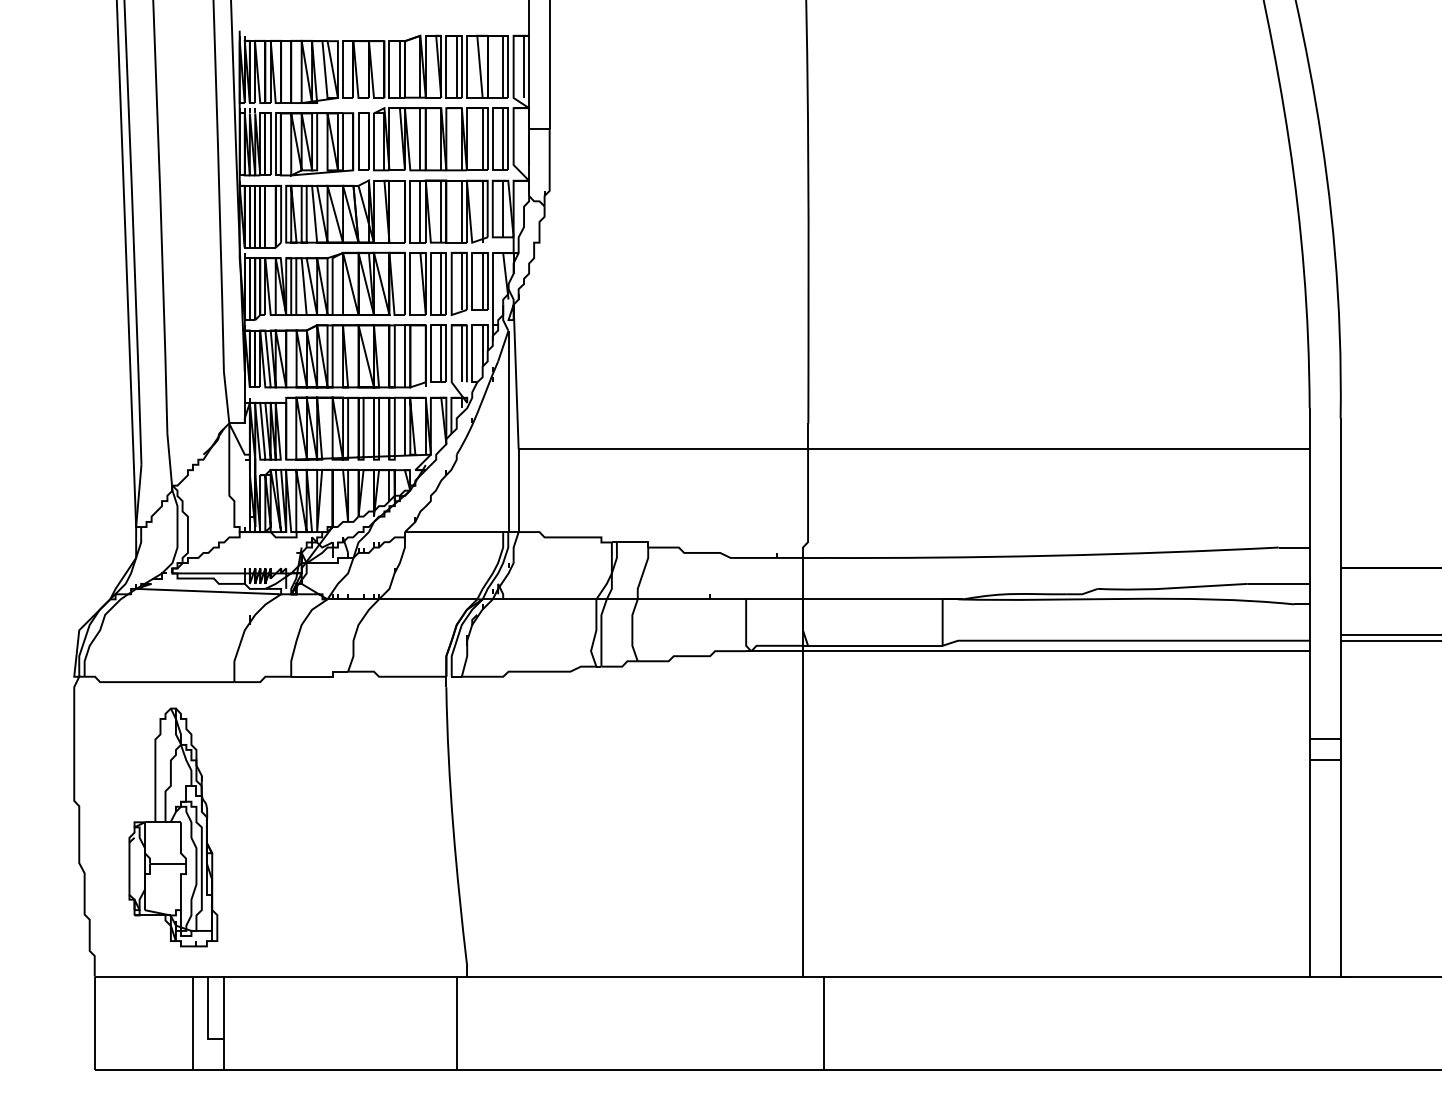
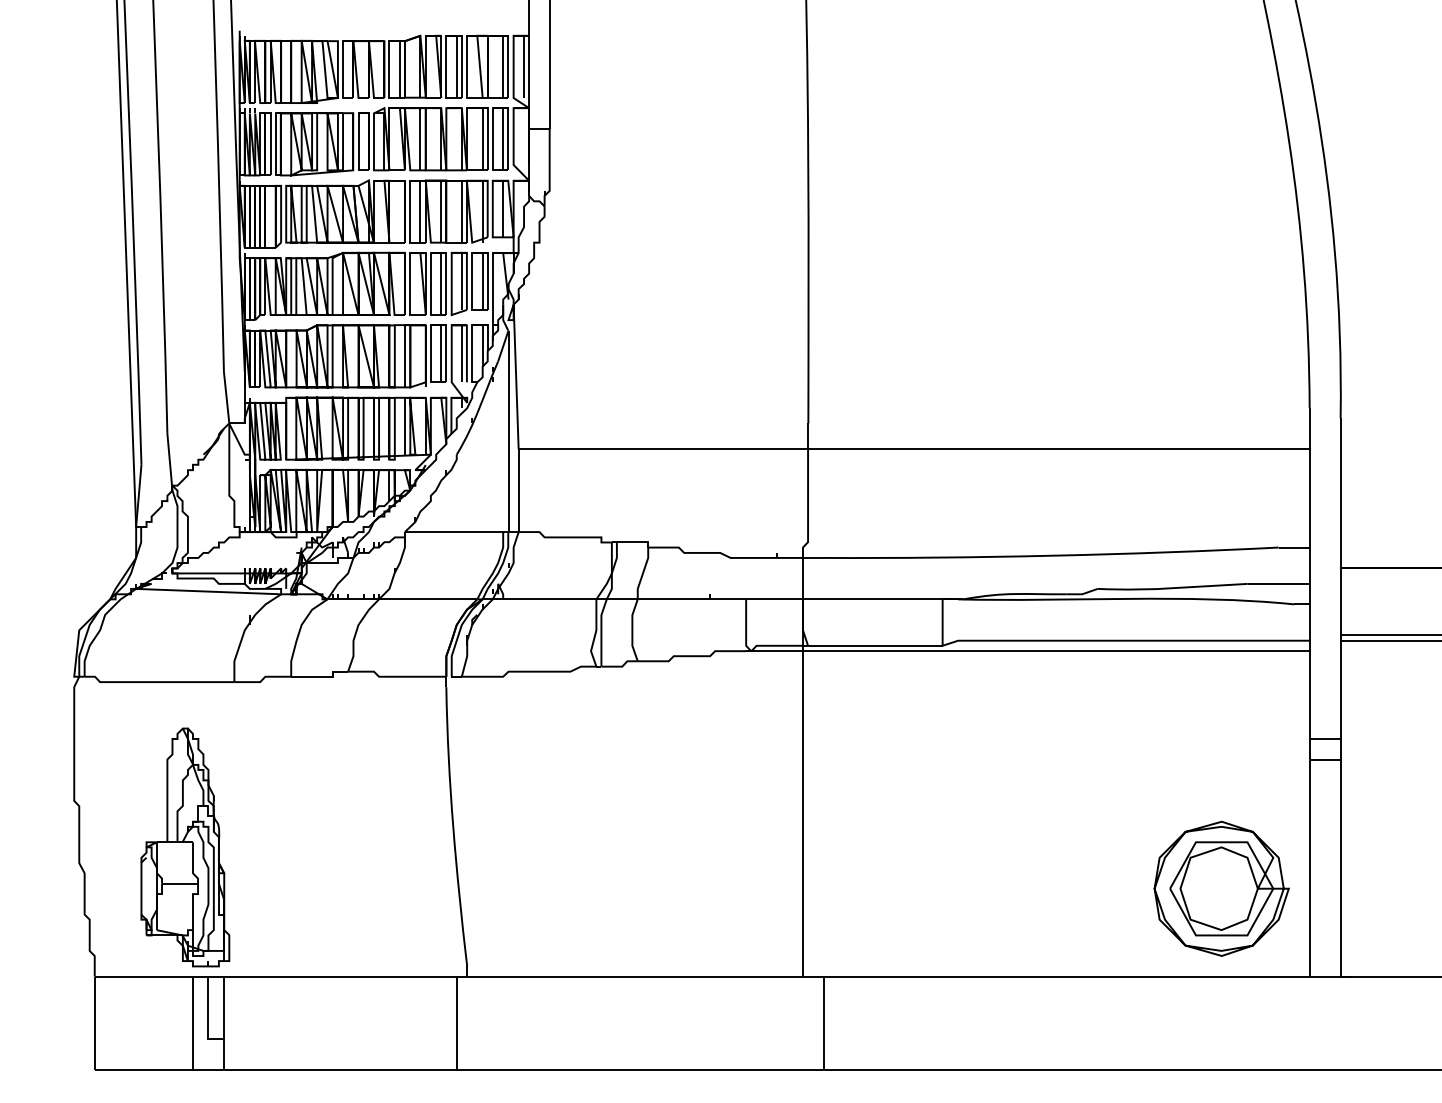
part position: (173, 827) -> (185, 847) (185, 847)
part: none -> present (1221, 888)
